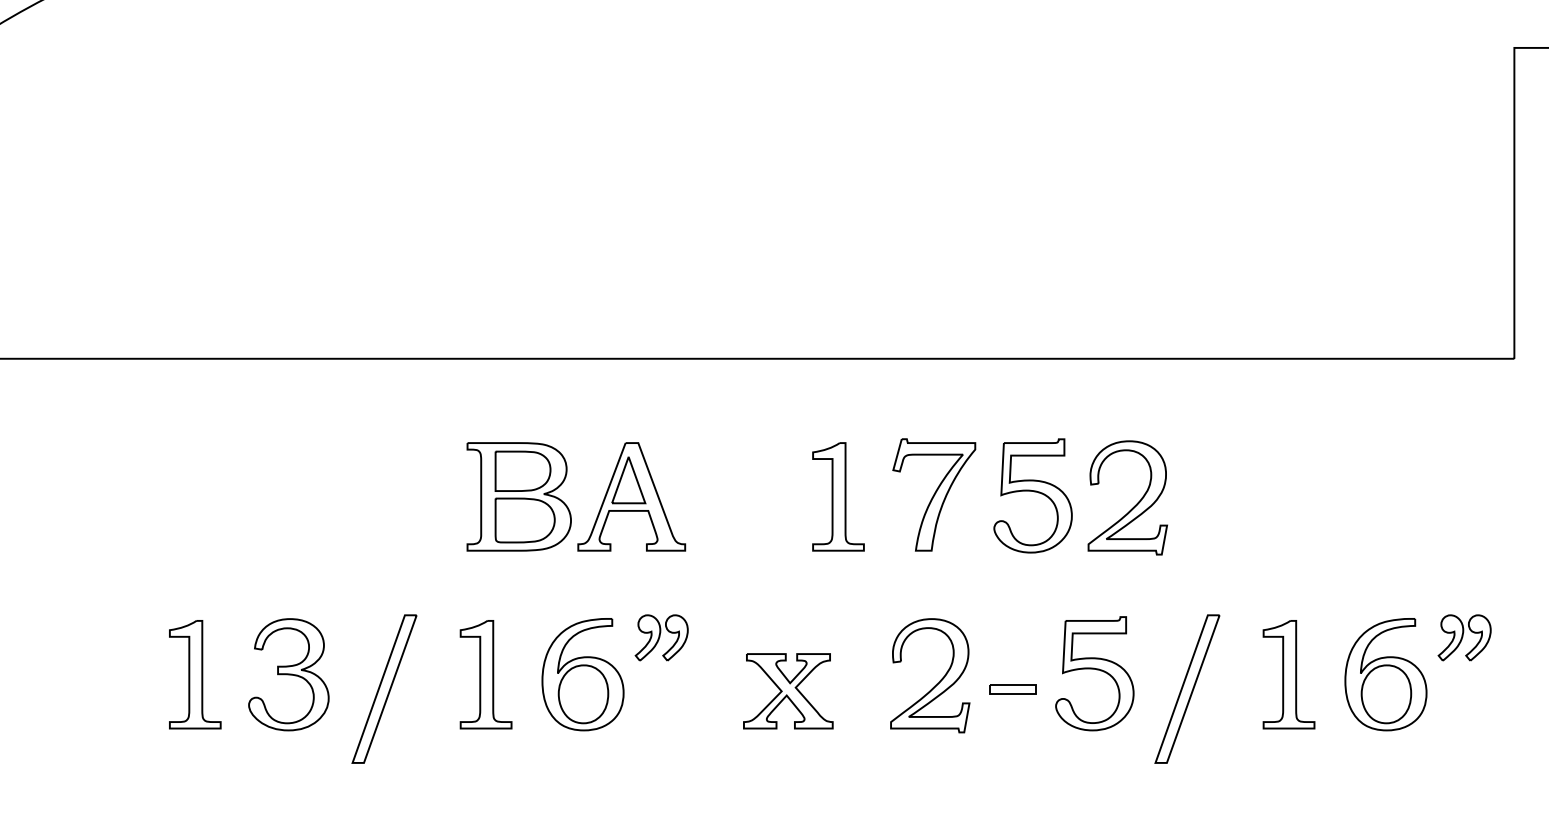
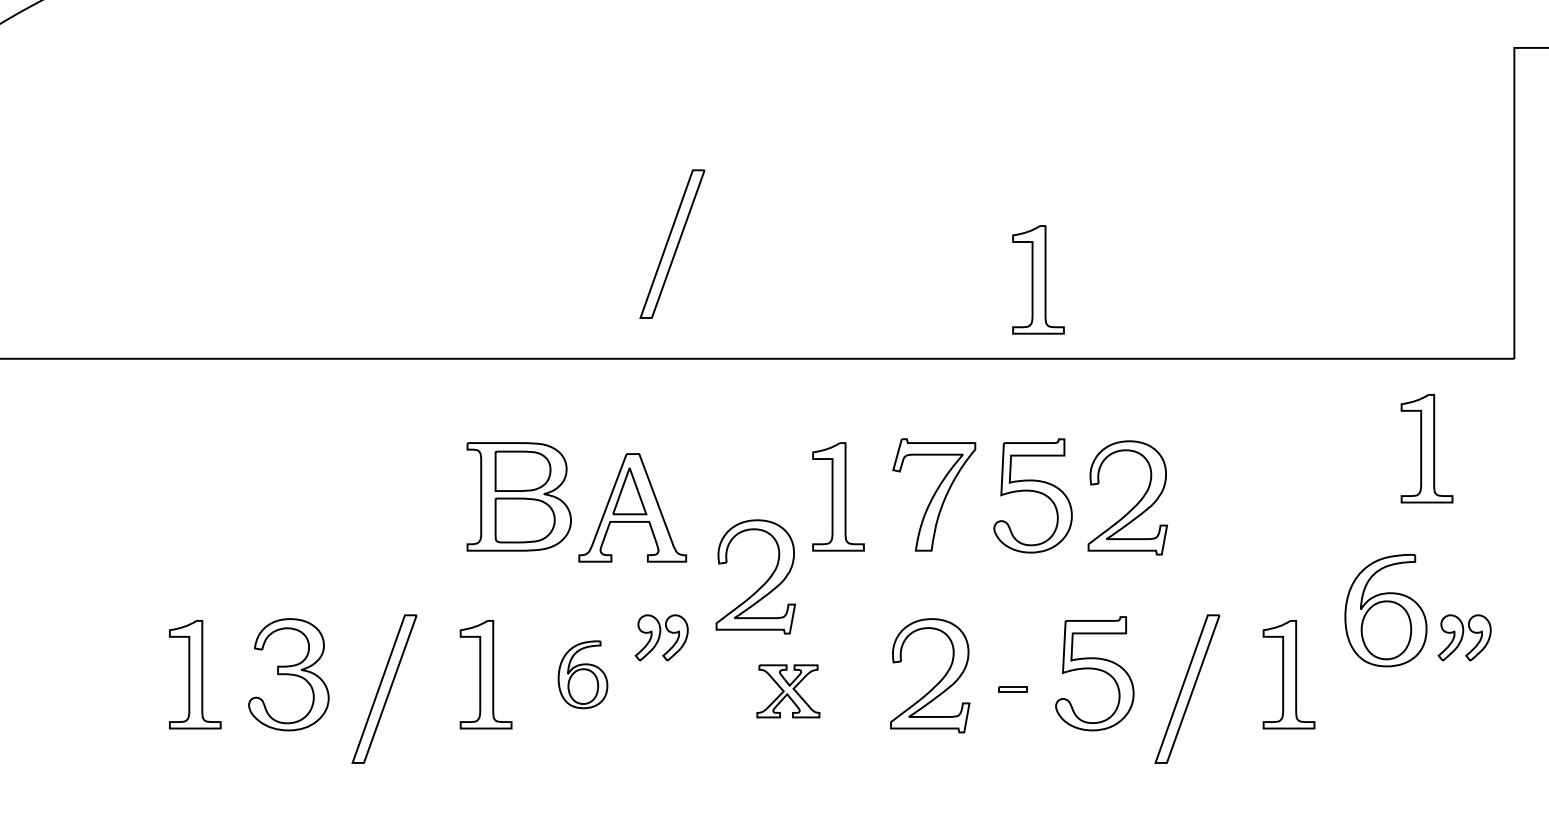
part: none -> present (672, 243)
part: none -> present (1038, 279)
part: none -> present (1426, 448)
part position: (631, 496) -> (632, 507) (632, 507)
part: none -> present (763, 583)
part size: 84x114 px -> 52x70 px (582, 674)
part position: (1385, 674) -> (1385, 610) (1385, 610)
part size: 48x11 px -> 30x7 px (1012, 689)
part size: 91x77 px -> 65x55 px (788, 691)
